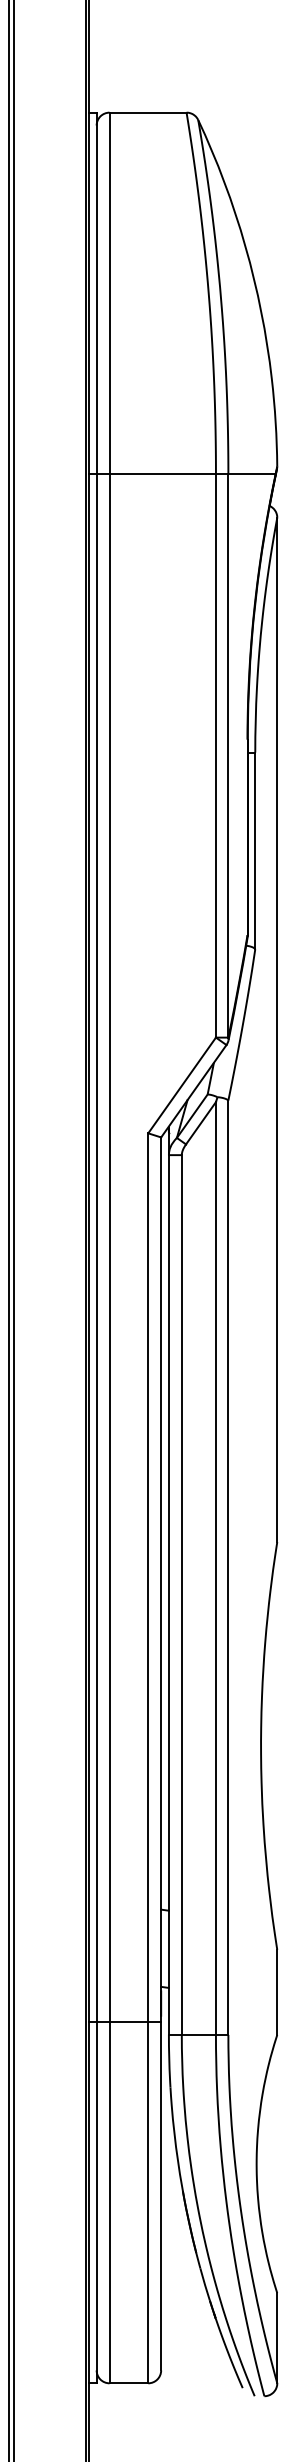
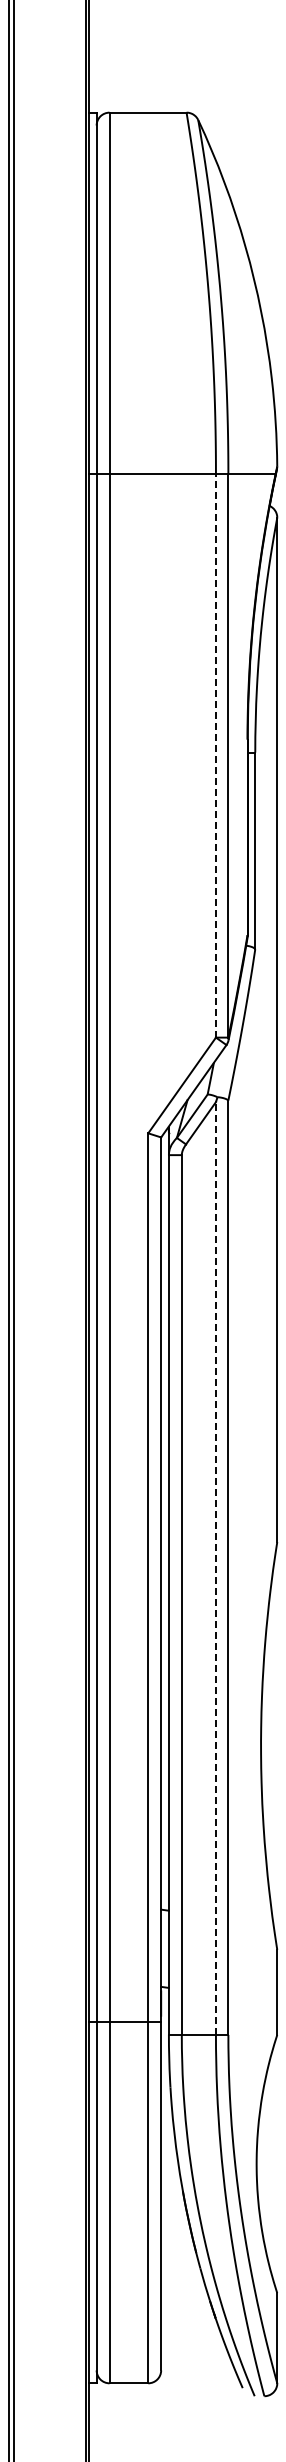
line: solid -> dashed (215, 755)
line: solid -> dashed (215, 1568)
